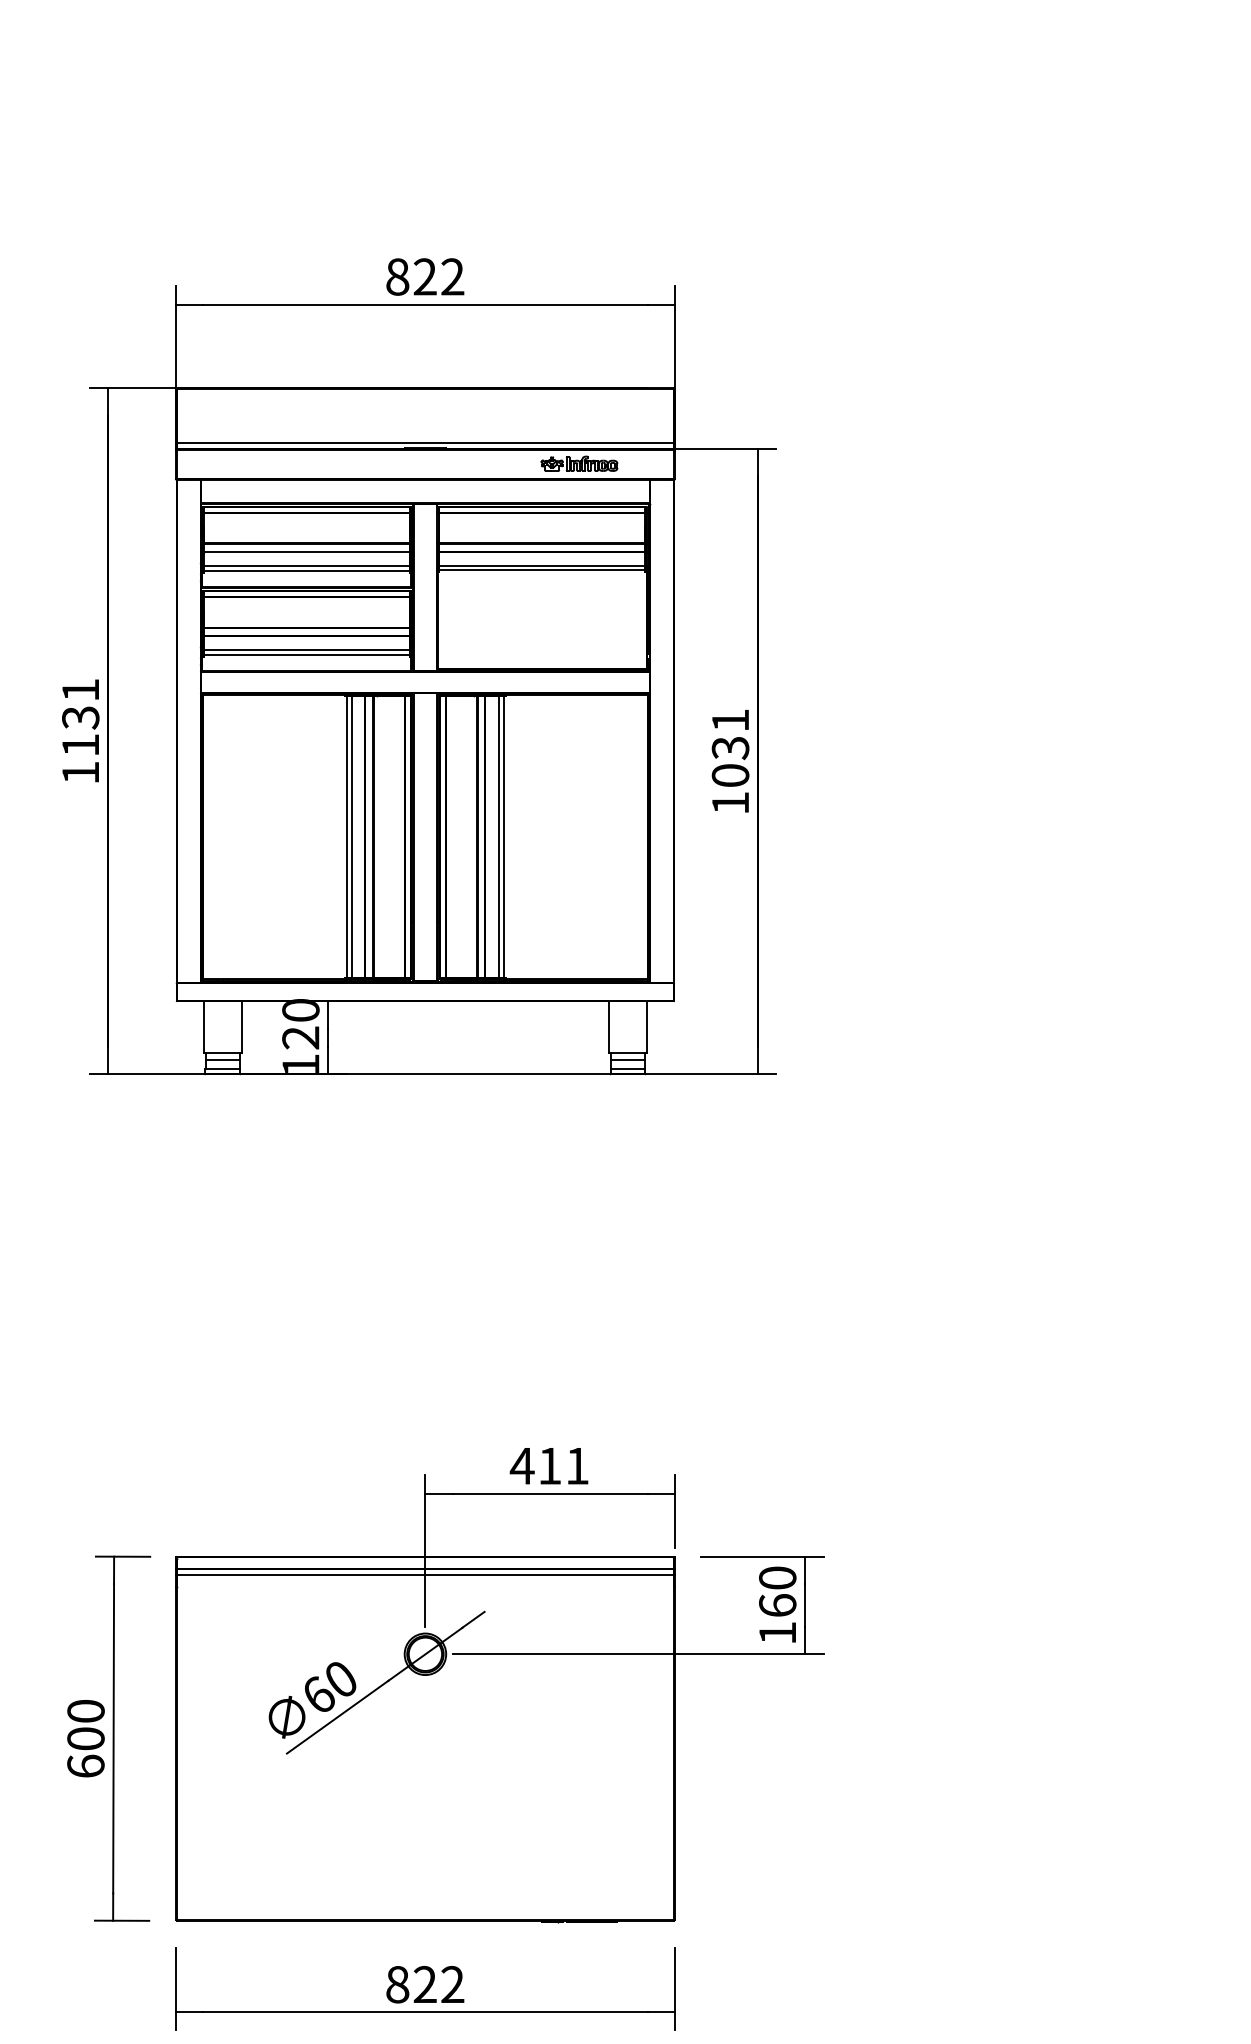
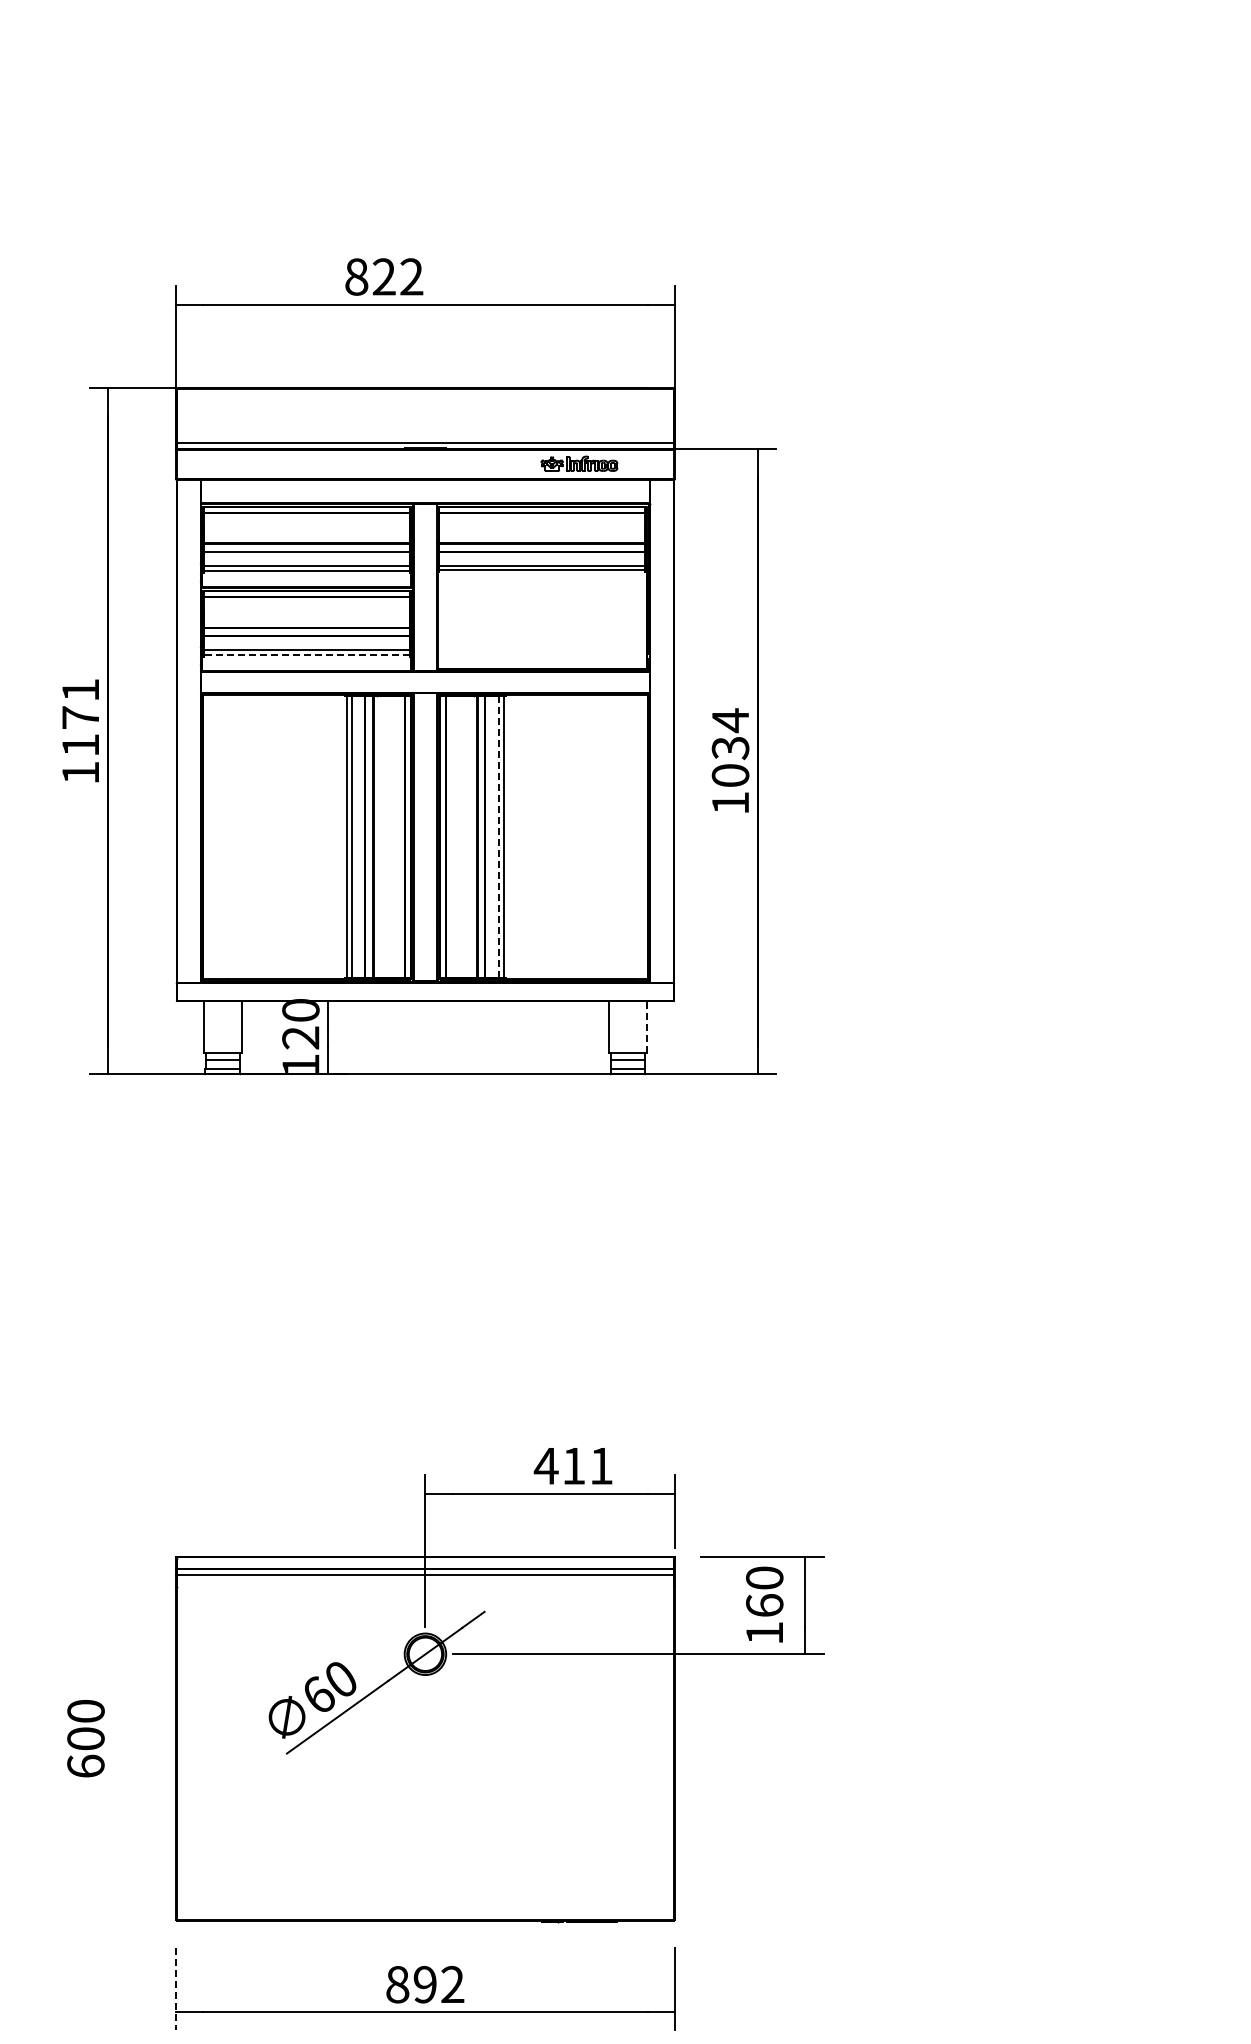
text position: (425, 276) -> (384, 276) (384, 276)
line: solid -> dashed (306, 654)
text: 1131 -> 1171 (80, 717)
text: 1031 -> 1034 (730, 720)
line: solid -> dashed (499, 837)
line: solid -> dashed (647, 1027)
text position: (548, 1466) -> (572, 1466) (572, 1466)
text position: (777, 1604) -> (764, 1604) (764, 1604)
part: present -> none (114, 1738)
text: 822 -> 892 (424, 1984)
line: solid -> dashed (176, 1989)
